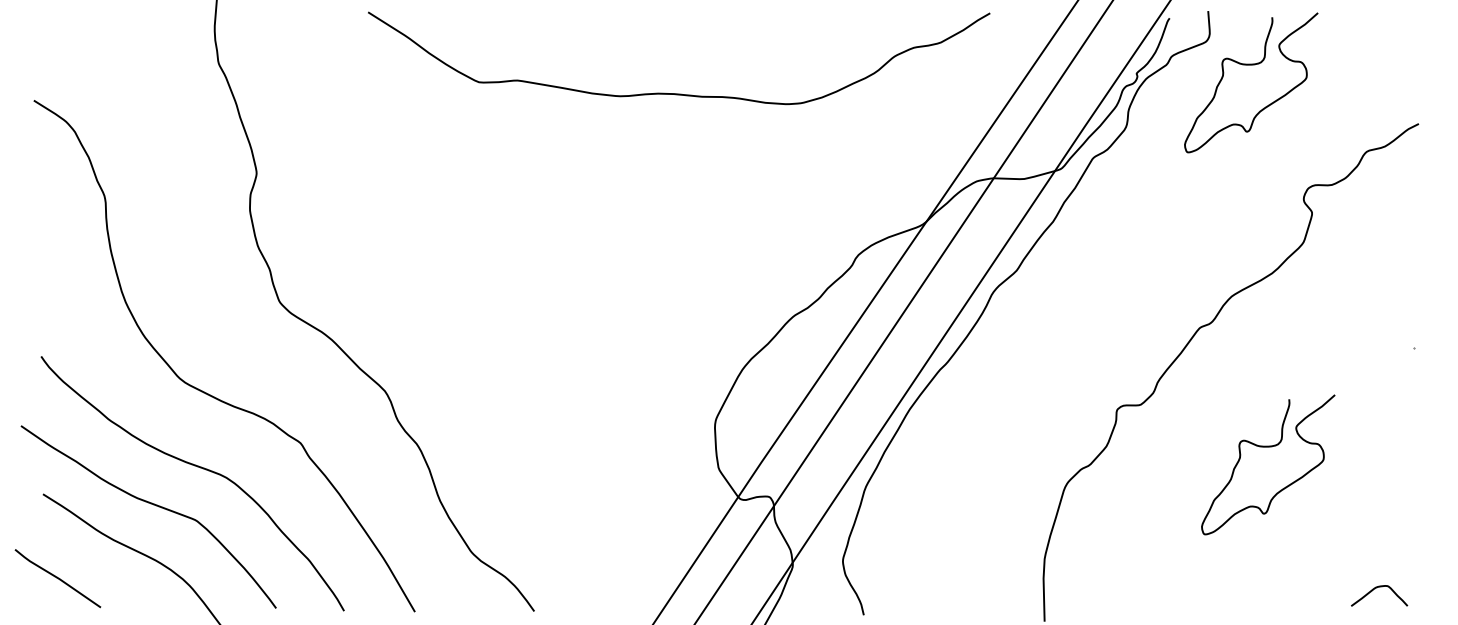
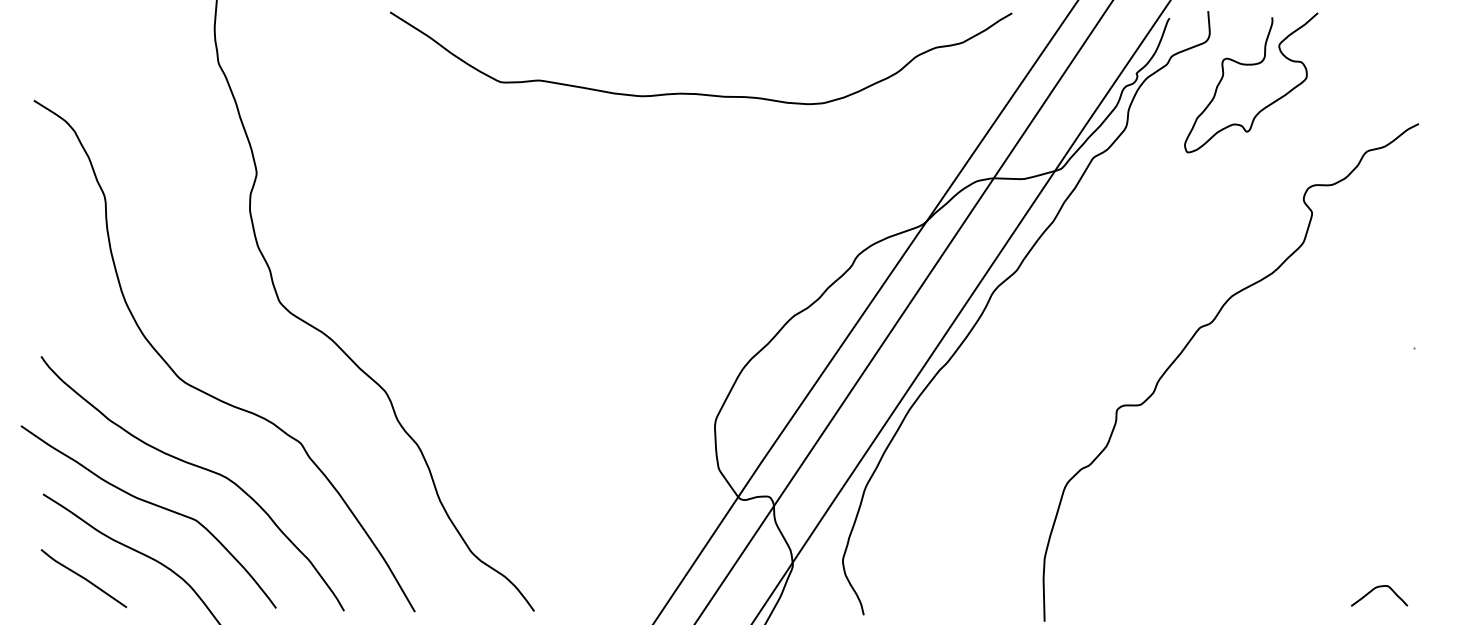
curve position: (679, 93) -> (701, 93) (701, 93)
curve: present -> none (1268, 447)
line position: (57, 578) -> (83, 578) (83, 578)
